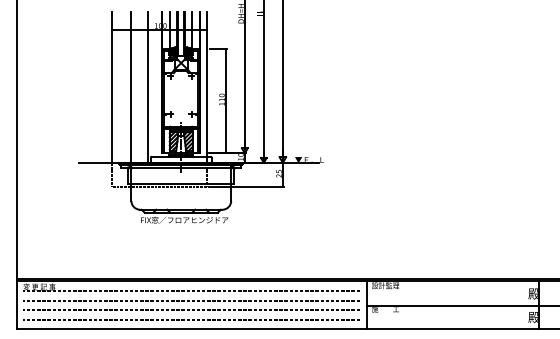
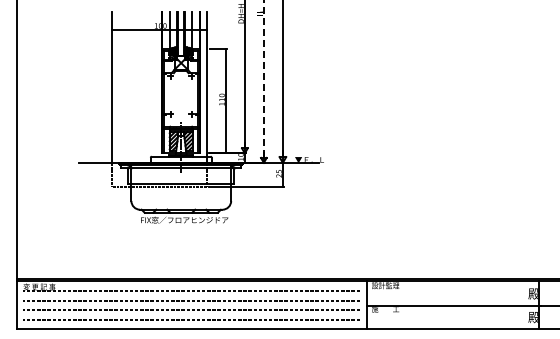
line: solid -> dashed (263, 78)
line: present -> none (130, 87)
line: present -> none (147, 87)
